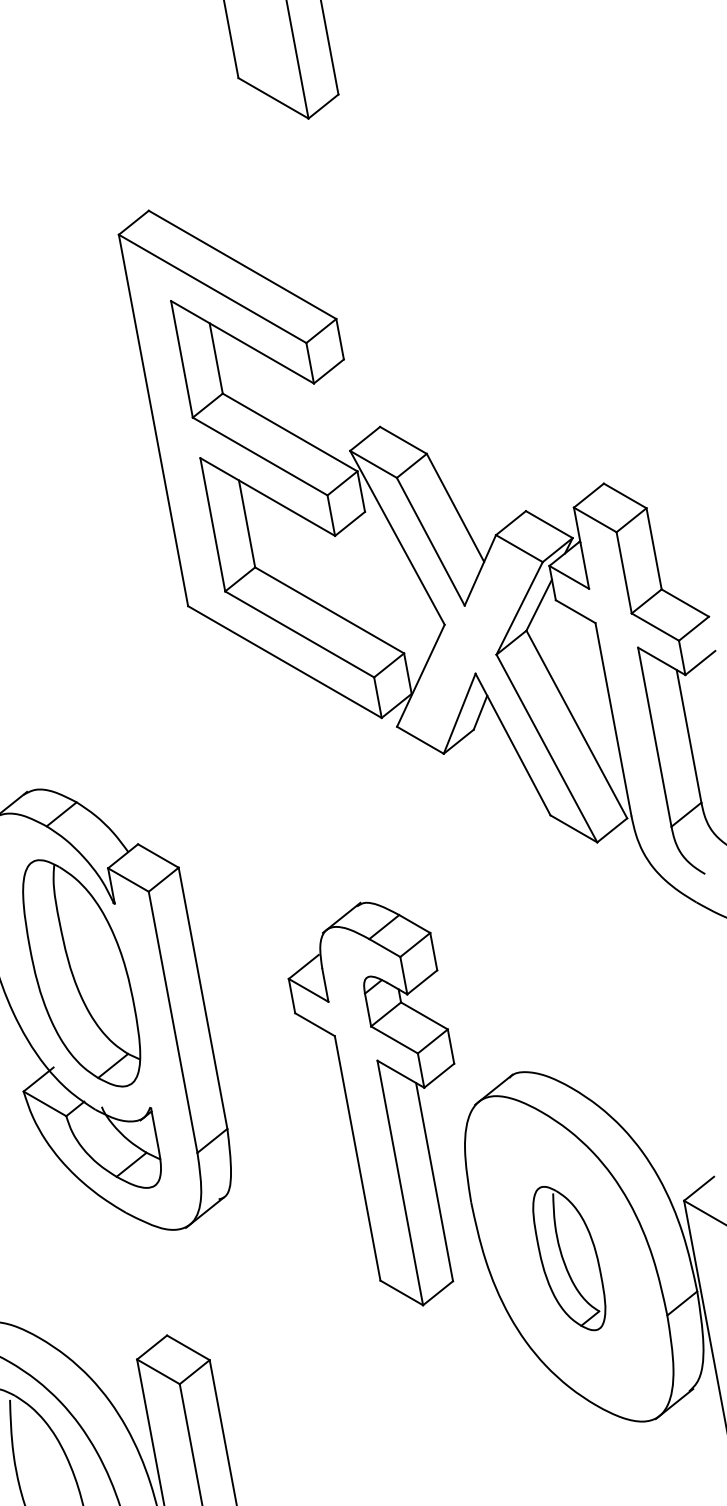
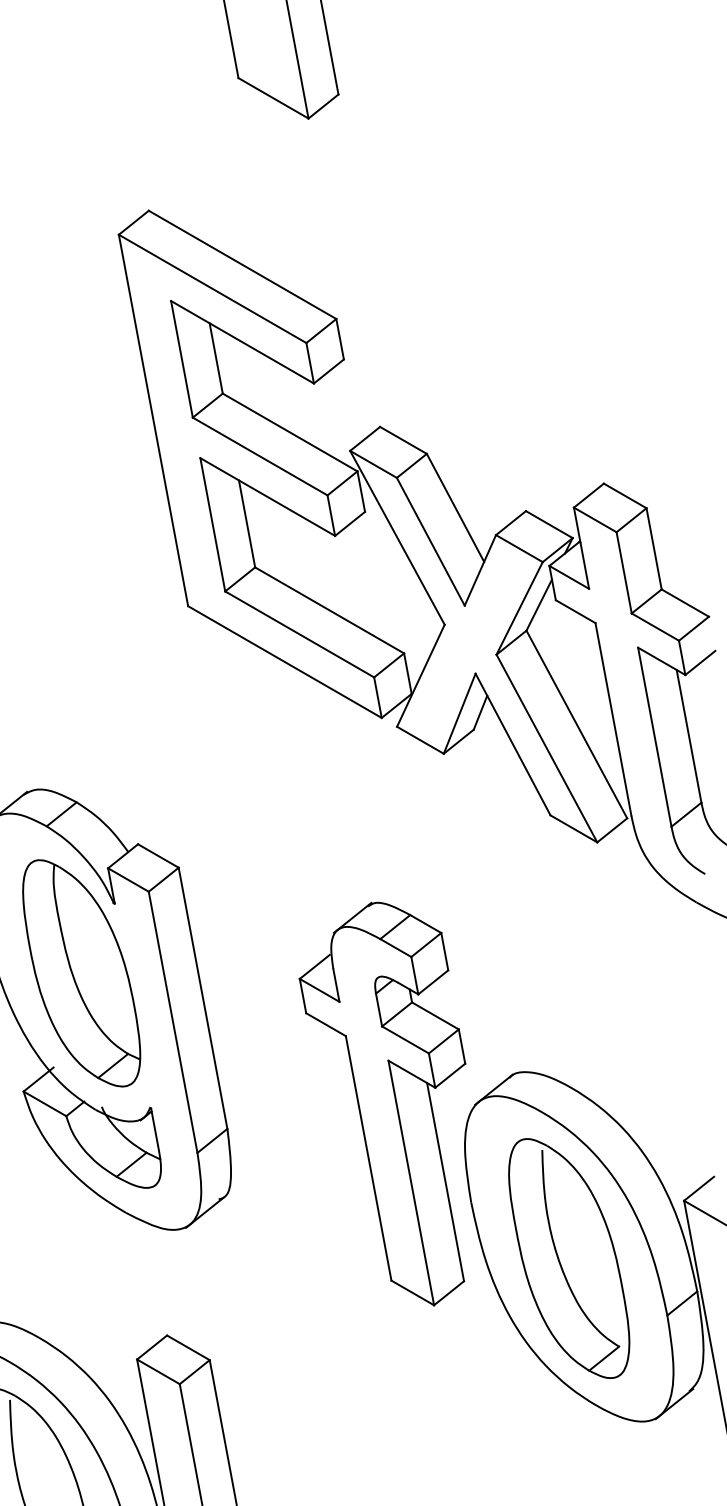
part position: (371, 1103) -> (382, 1103) (382, 1103)
part size: 75x146 px -> 123x241 px (569, 1258)
